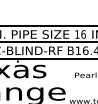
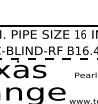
line: present -> none (48, 42)
line: solid -> dashed (49, 58)
